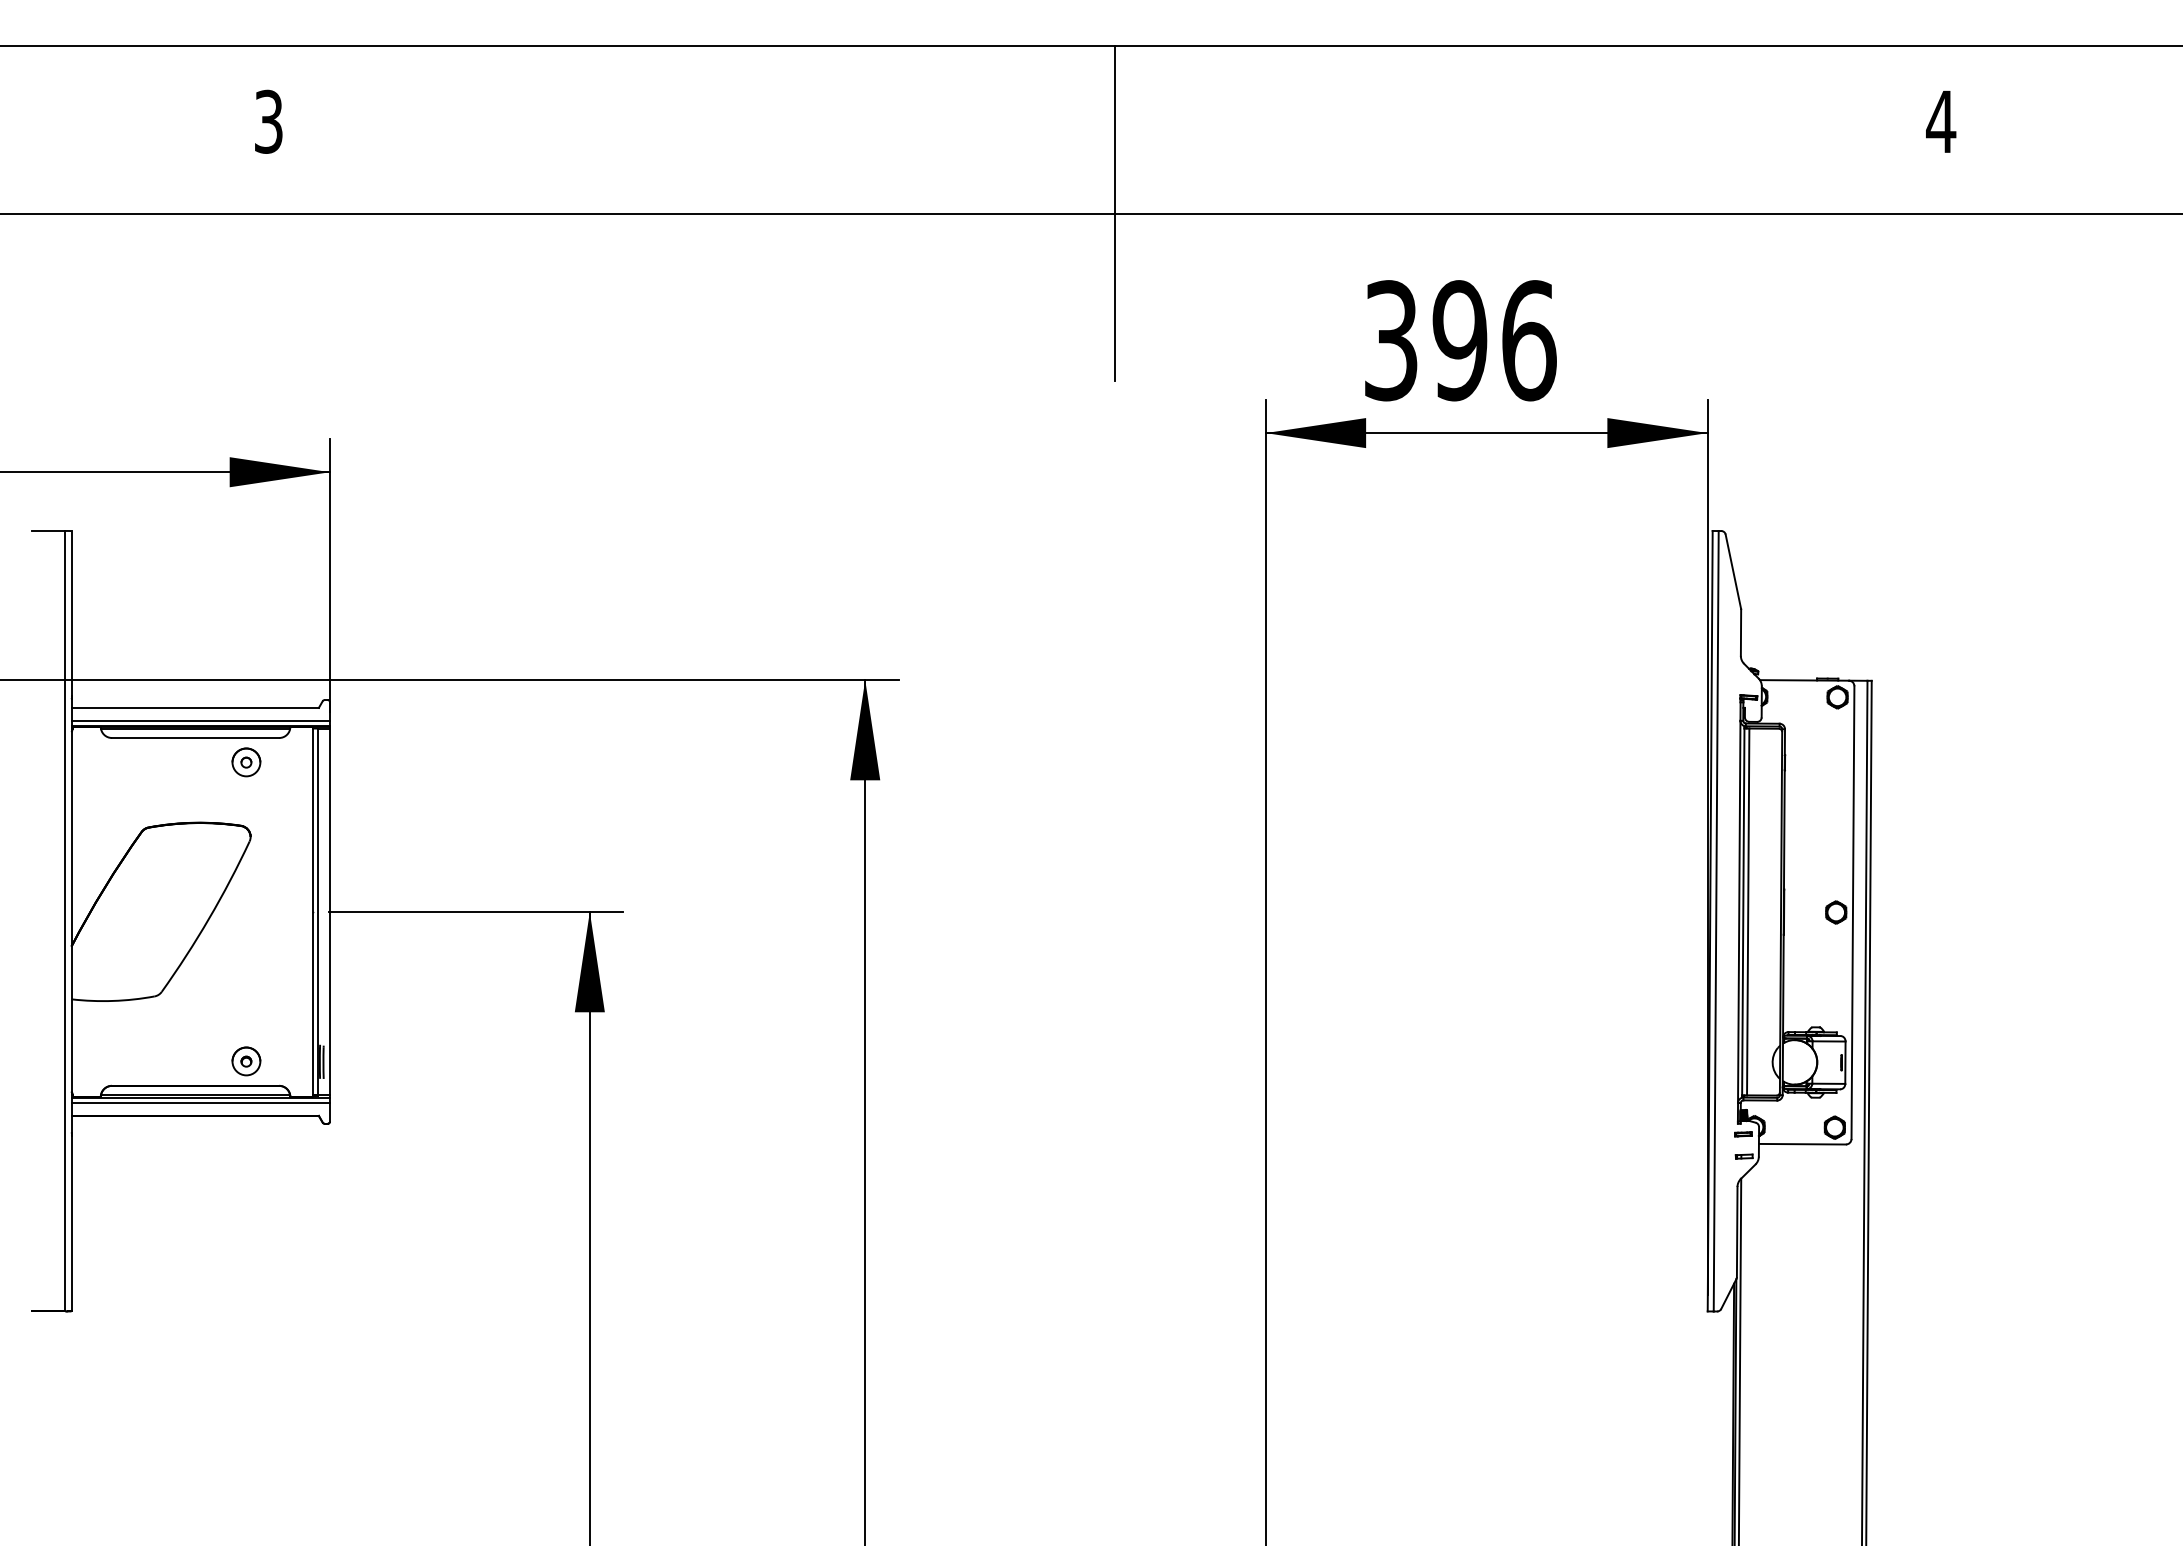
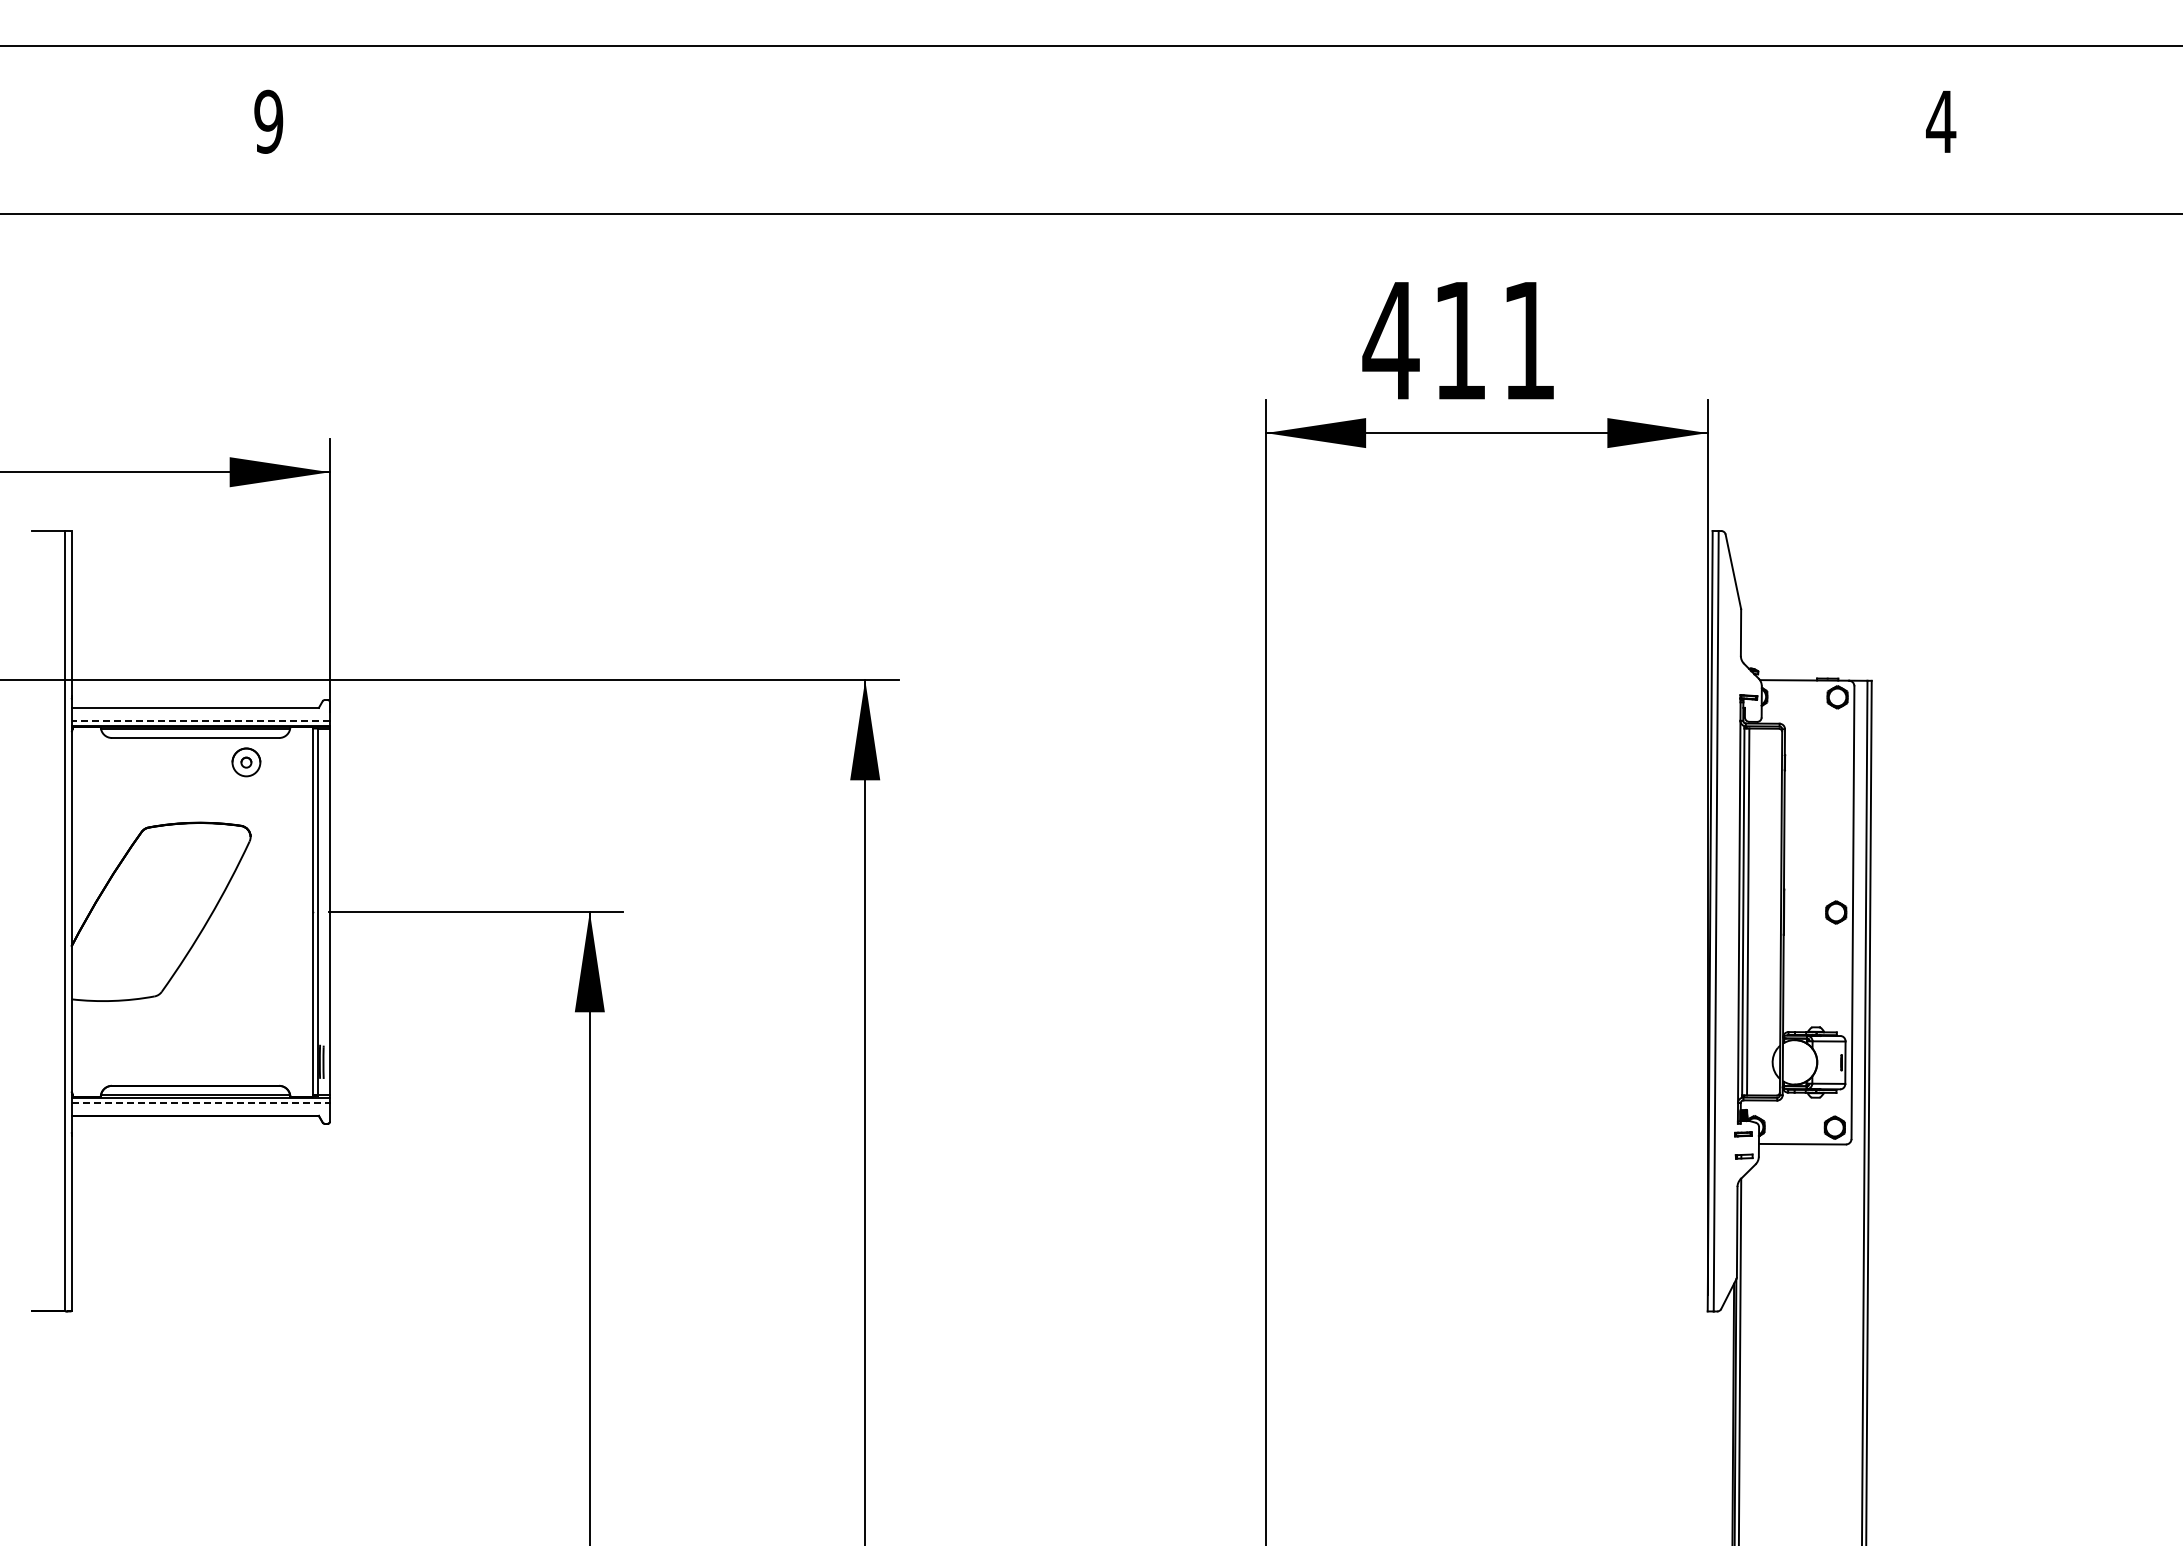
text: 3 -> 9 (268, 121)
line: present -> none (1114, 213)
text: 396 -> 411 (1459, 340)
line: solid -> dashed (200, 720)
part: present -> none (246, 1061)
line: solid -> dashed (201, 1103)
